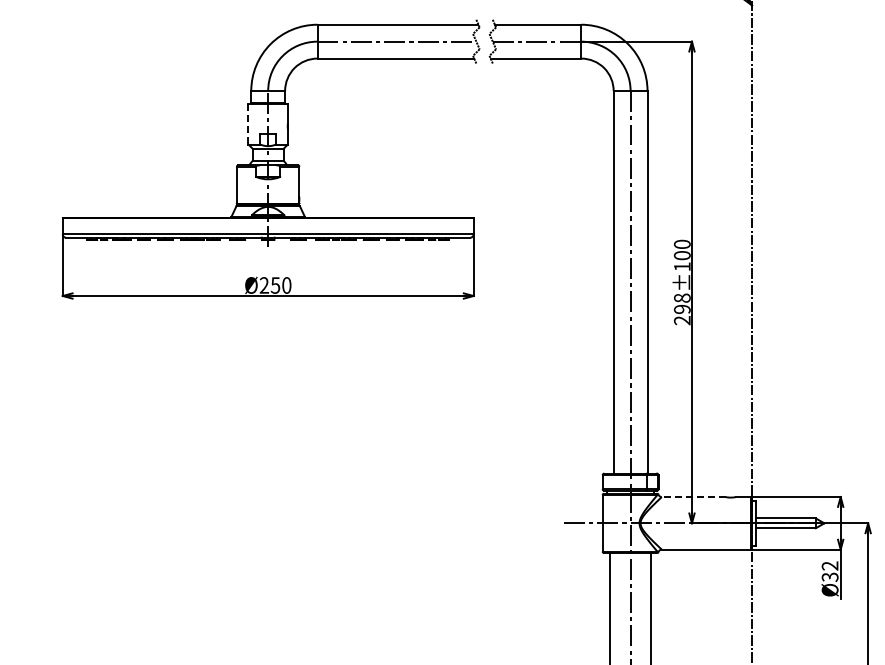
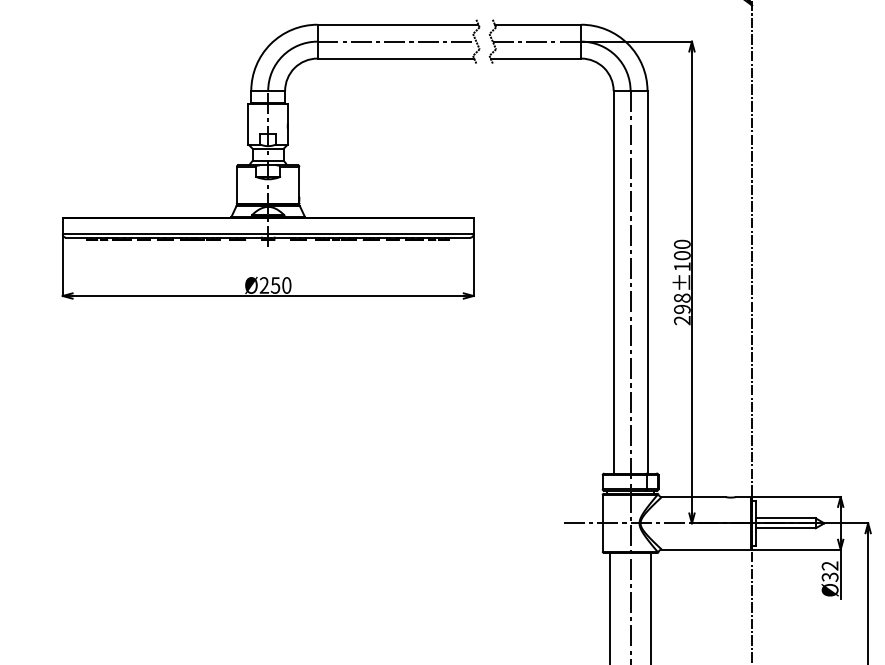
line: dashed -> solid (248, 124)
line: dashed -> solid (693, 497)
